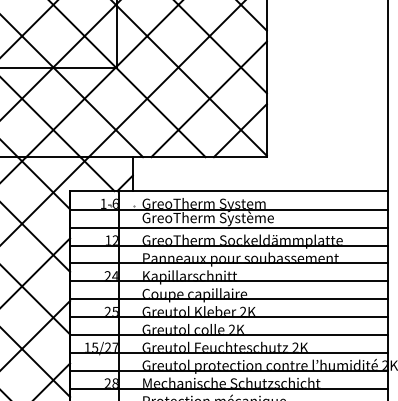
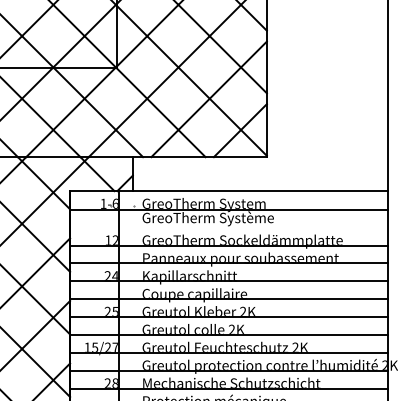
line: present -> none (228, 227)
